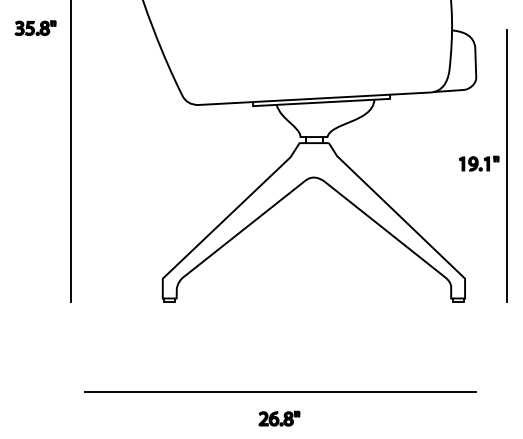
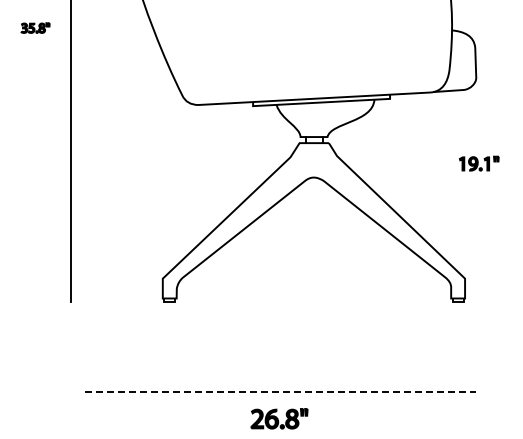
part size: 43x16 px -> 31x12 px (35, 27)
line: present -> none (507, 165)
line: solid -> dashed (281, 392)
part size: 43x17 px -> 59x22 px (279, 418)
